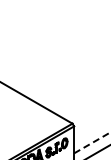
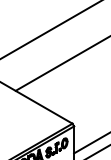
line: none -> present (50, 30)
line: none -> present (61, 63)
line: dashed -> solid (92, 142)
